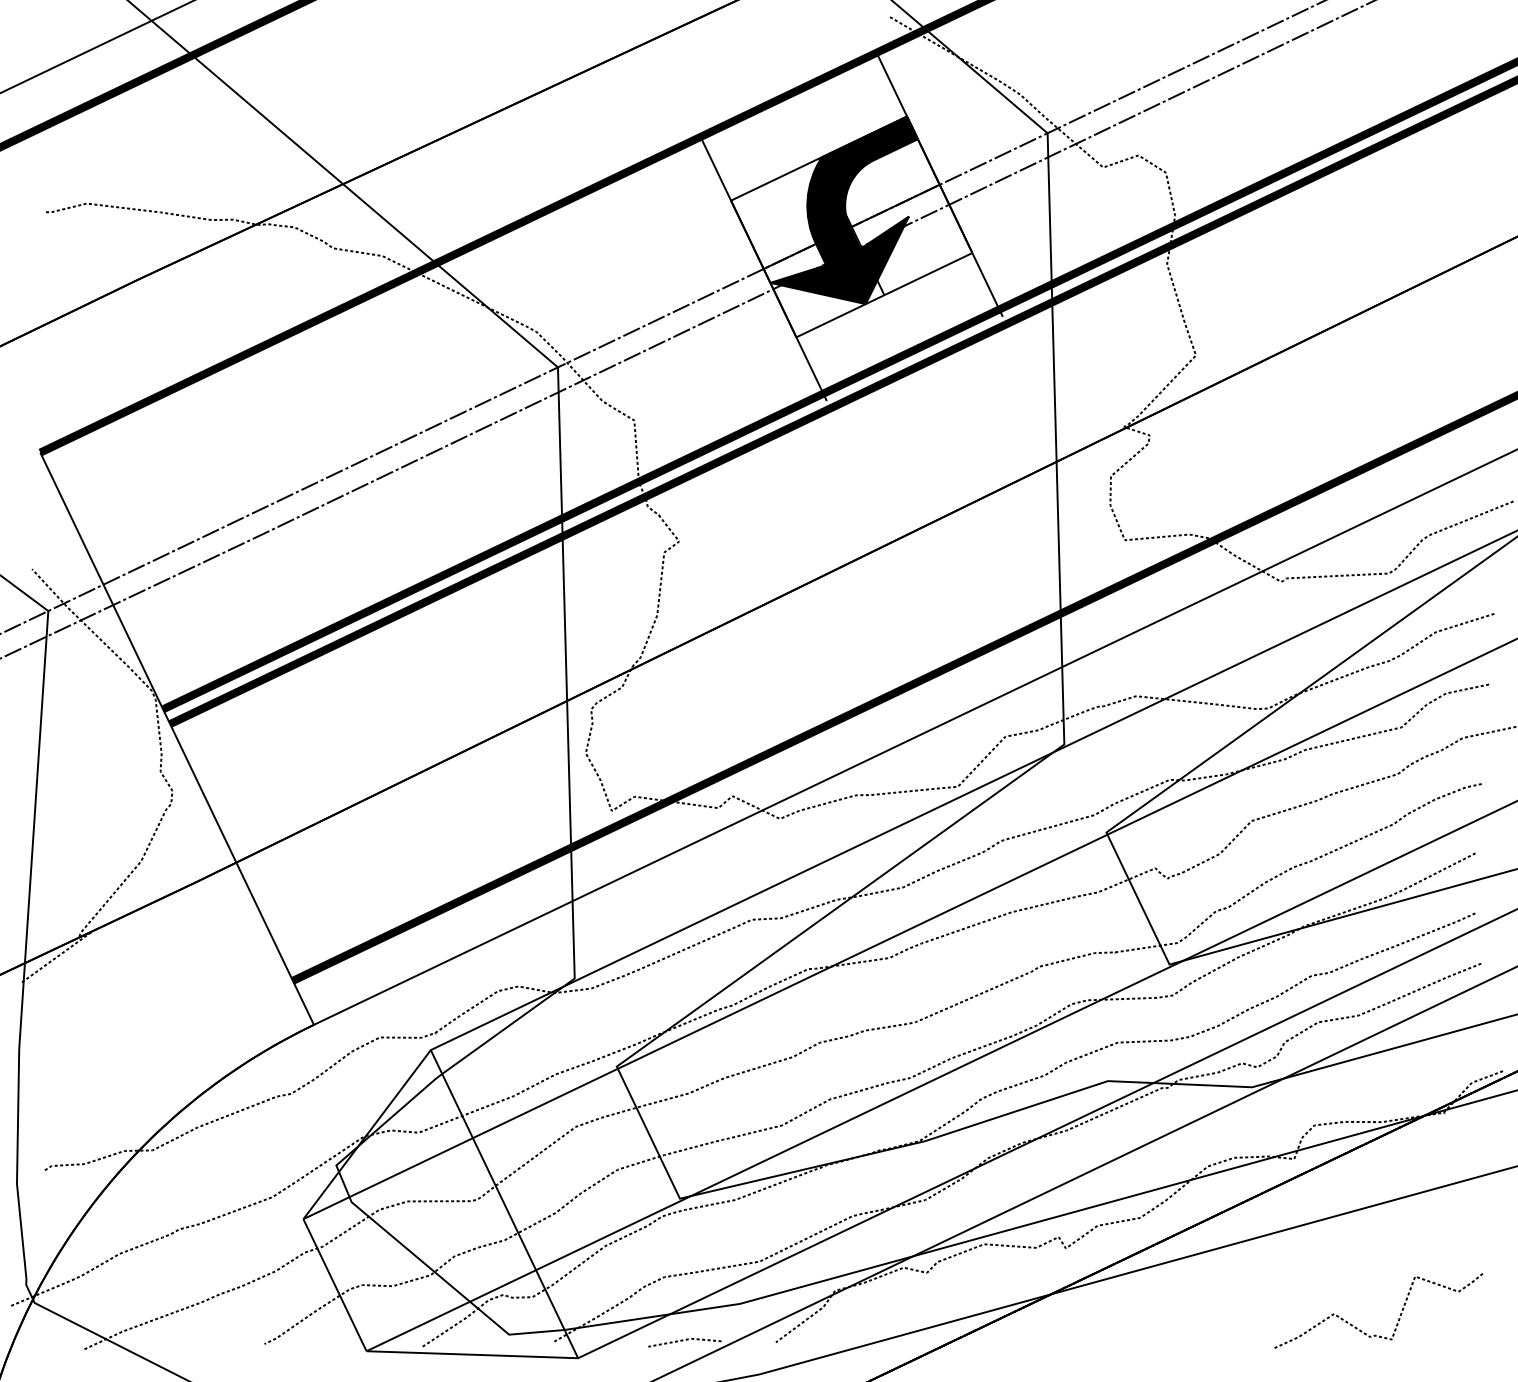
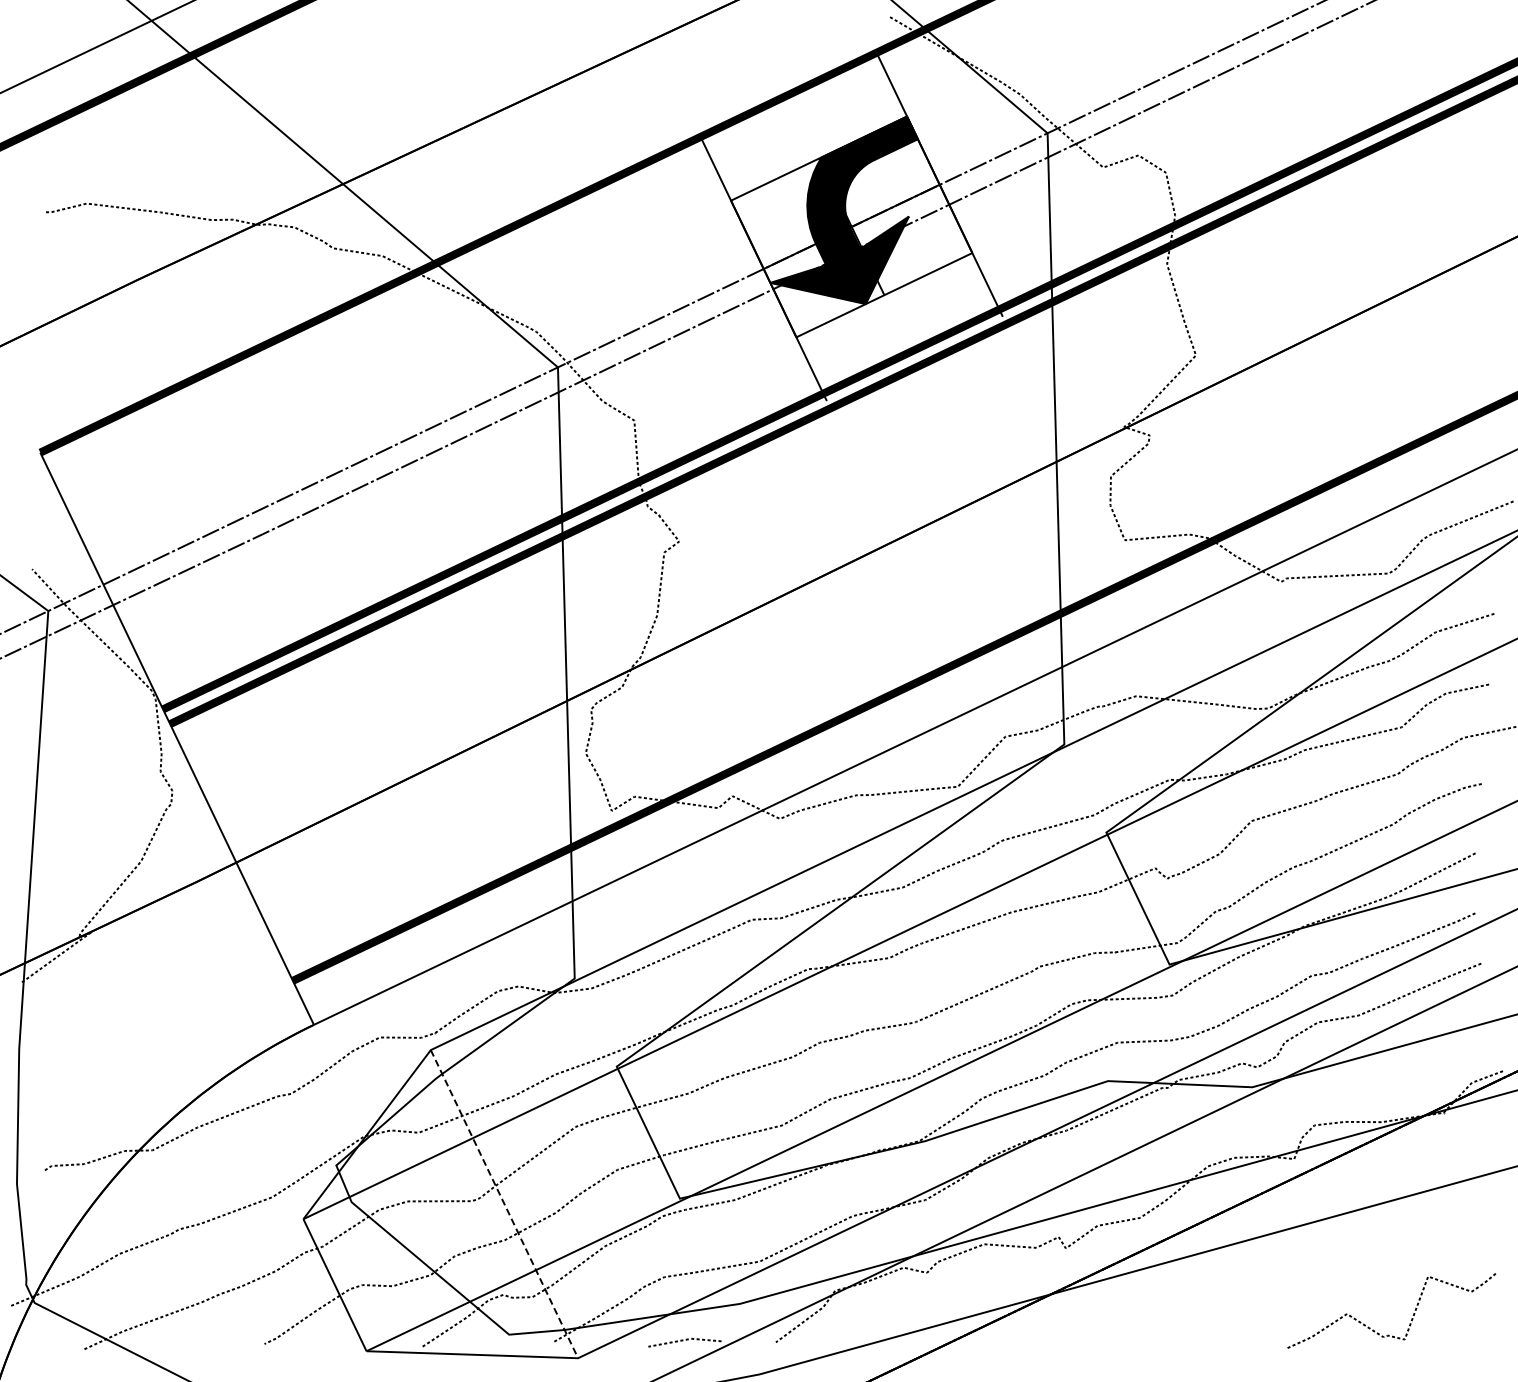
line: solid -> dashed (504, 1204)
curve position: (1398, 1318) -> (1411, 1318) (1411, 1318)
